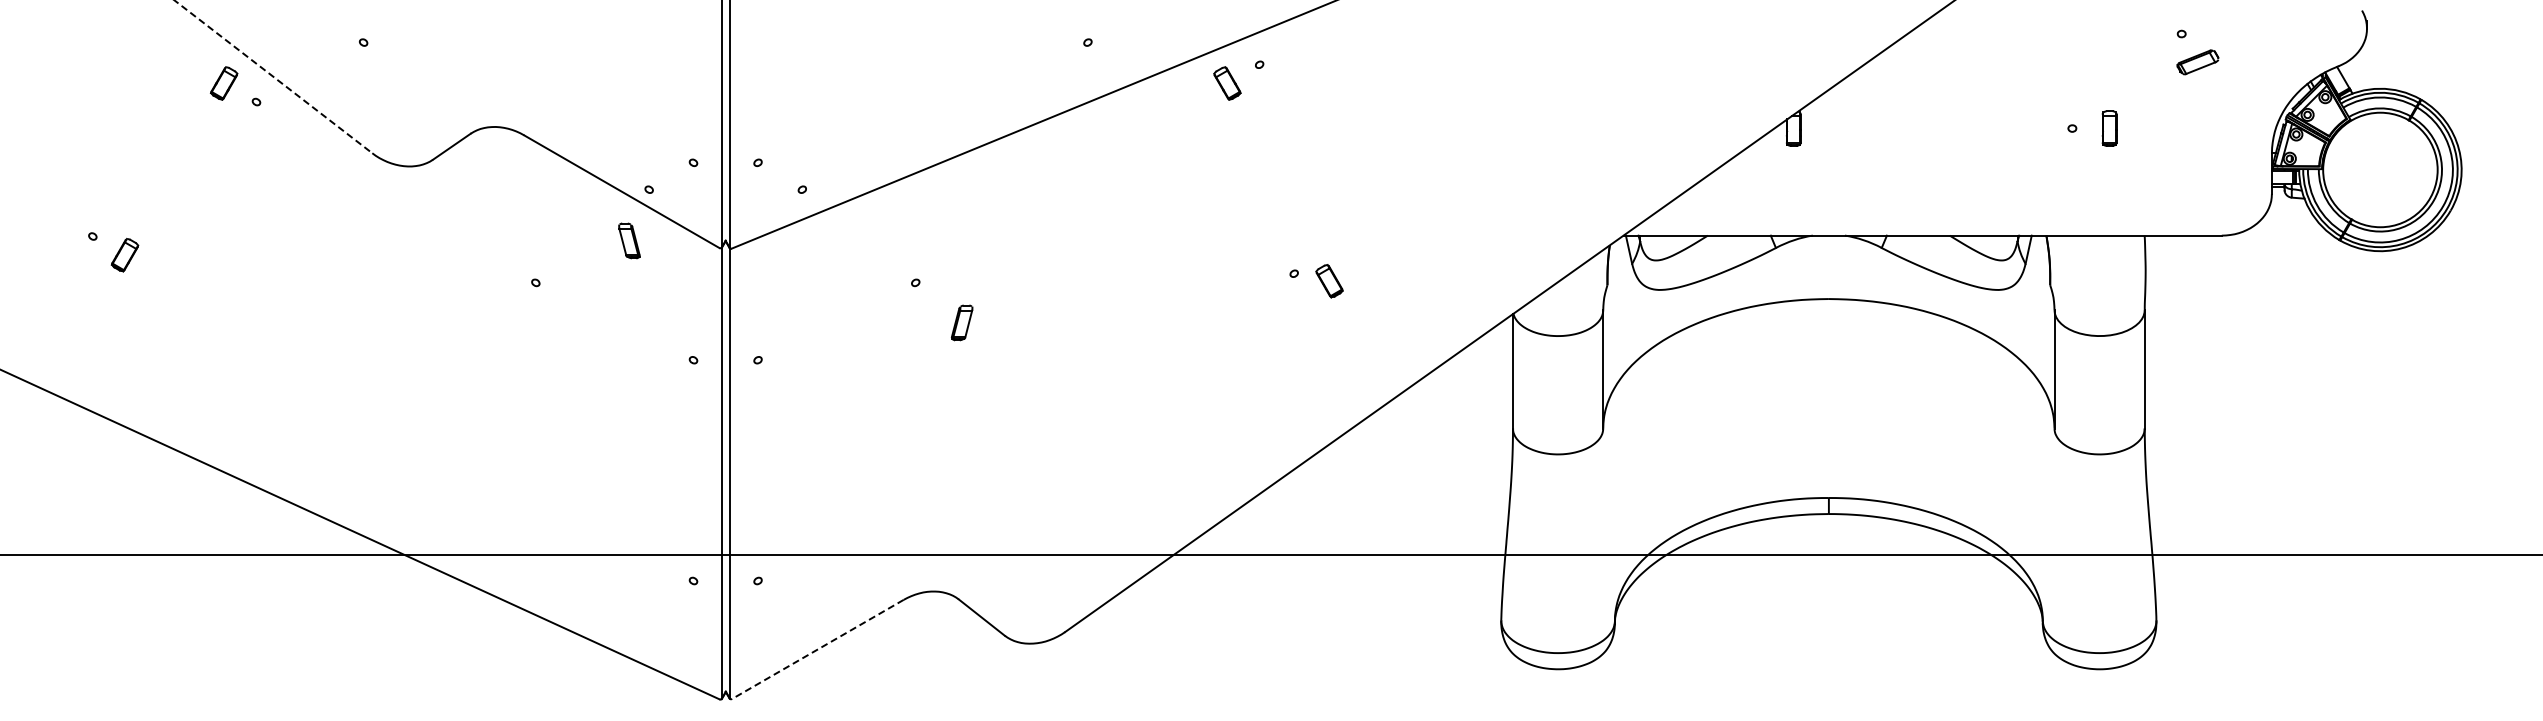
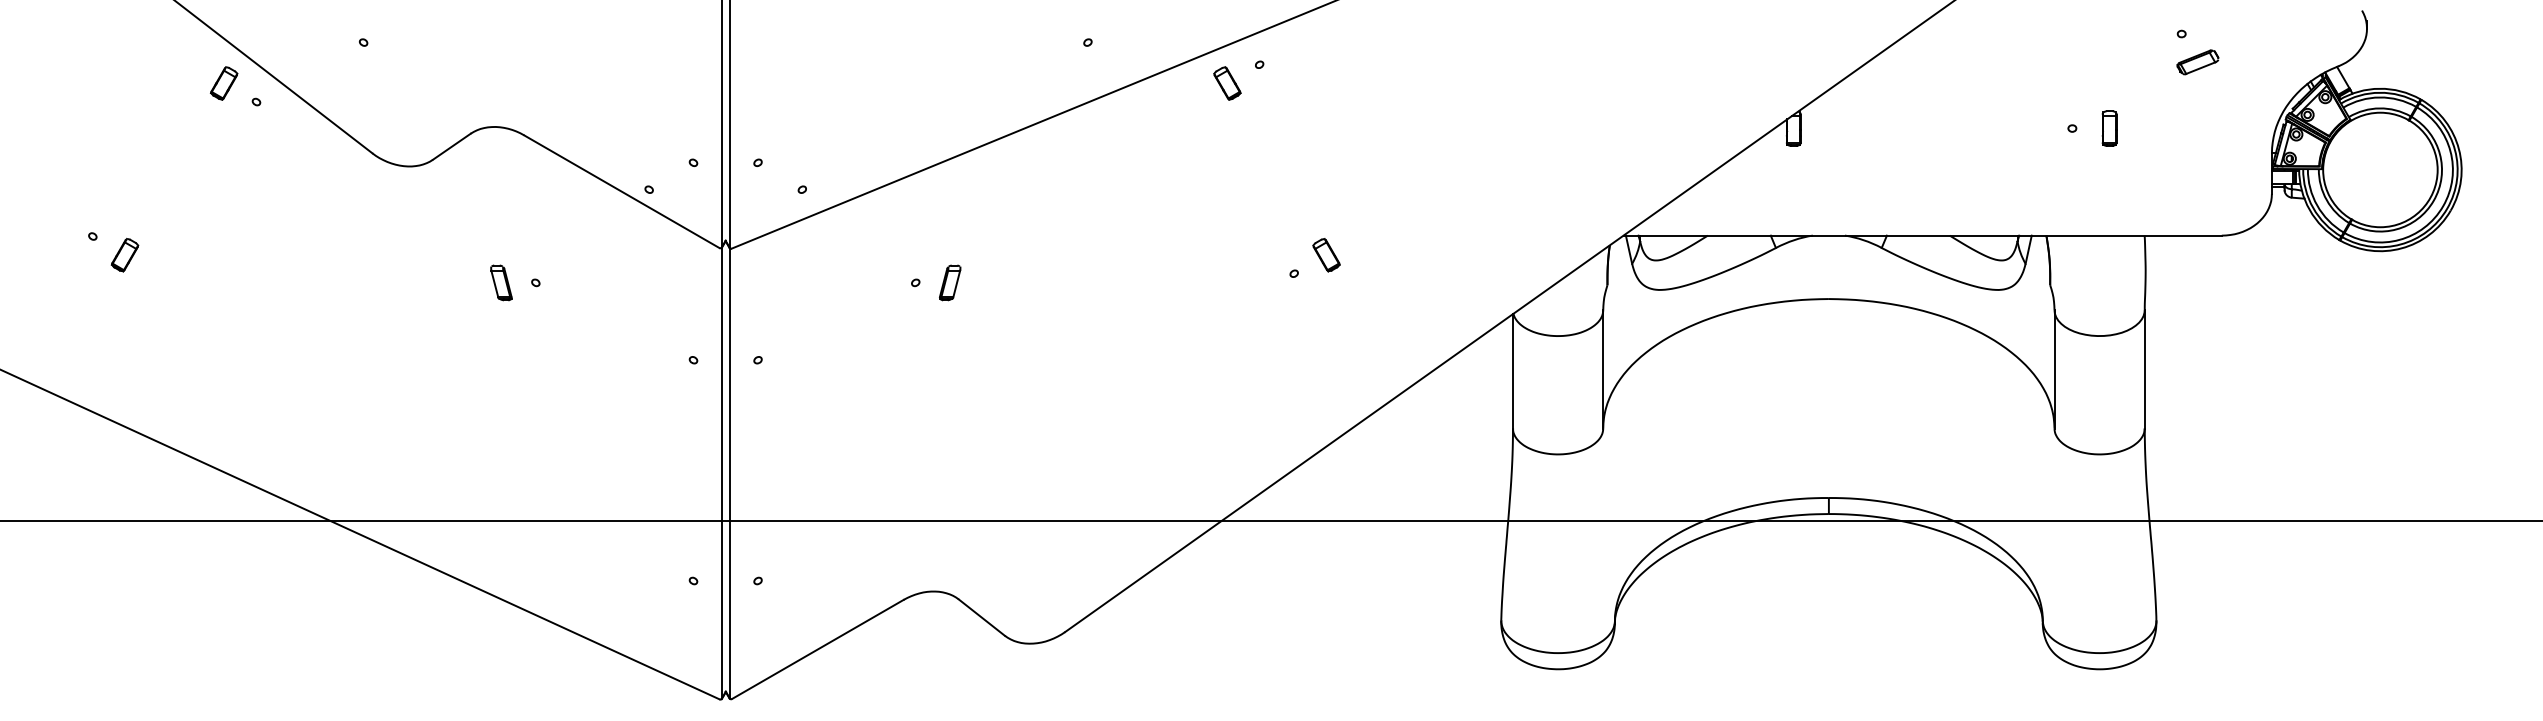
line: dashed -> solid (273, 76)
part position: (629, 240) -> (501, 282) (501, 282)
part position: (1329, 281) -> (1326, 255) (1326, 255)
part position: (962, 322) -> (950, 282) (950, 282)
line position: (1270, 554) -> (1270, 520) (1270, 520)
line: dashed -> solid (817, 649)
